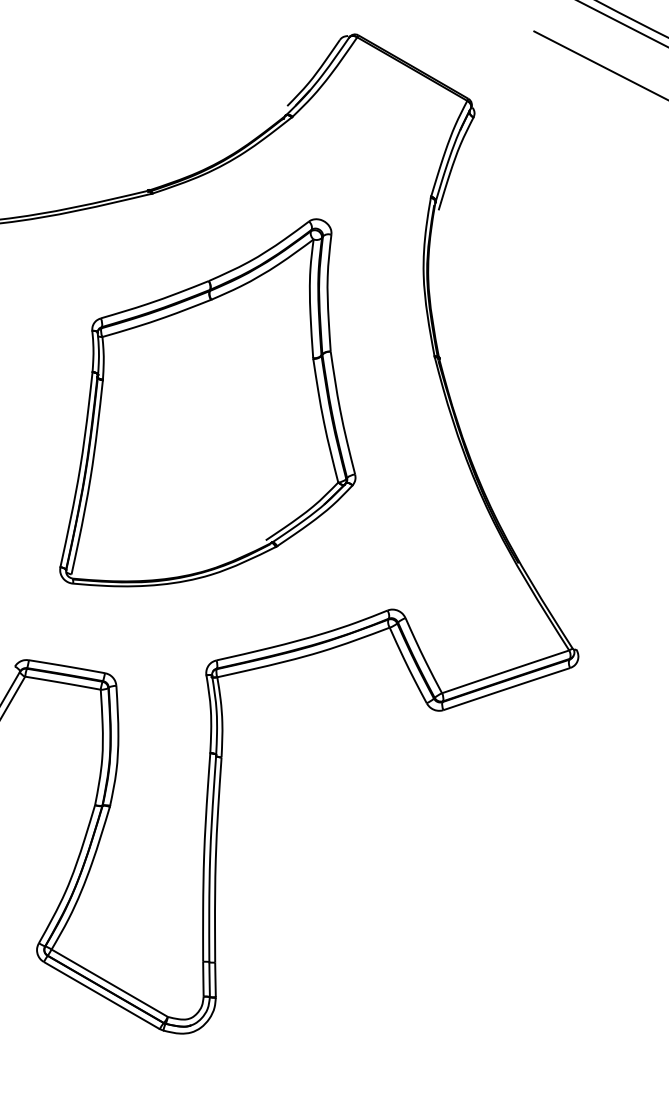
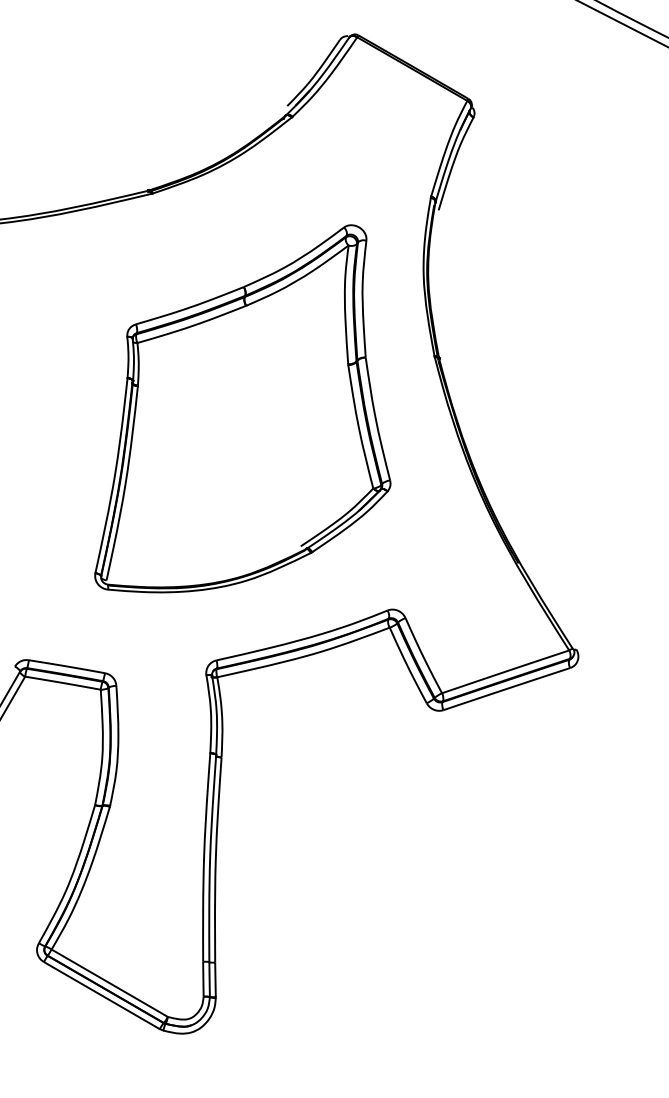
line: present -> none (599, 64)
part position: (207, 402) -> (242, 408) (242, 408)
